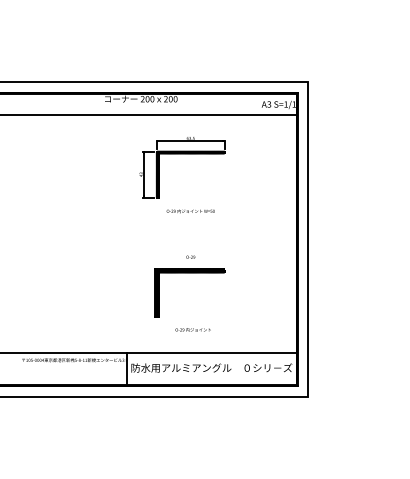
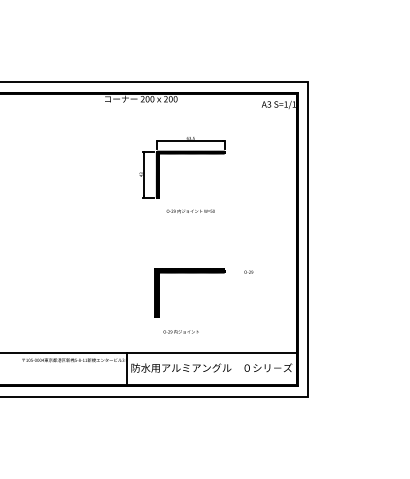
line: present -> none (149, 115)
text position: (190, 256) -> (248, 271) (248, 271)
text position: (192, 329) -> (180, 331) (180, 331)
